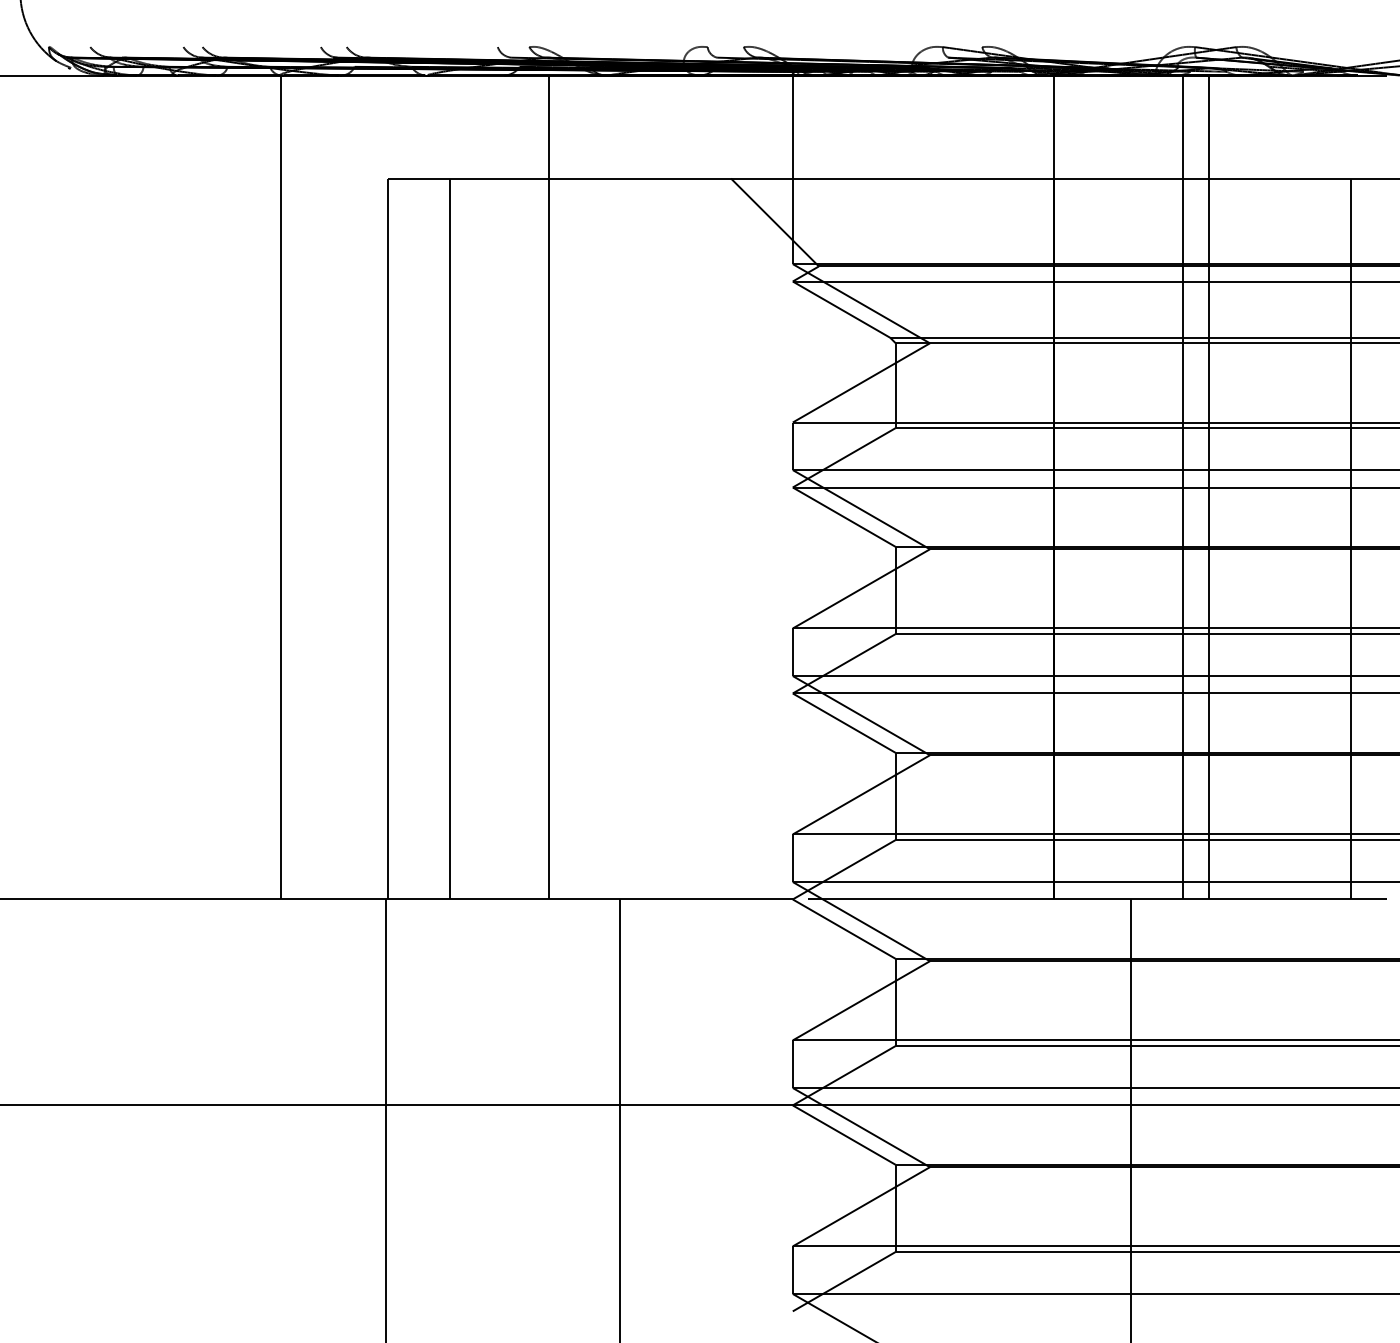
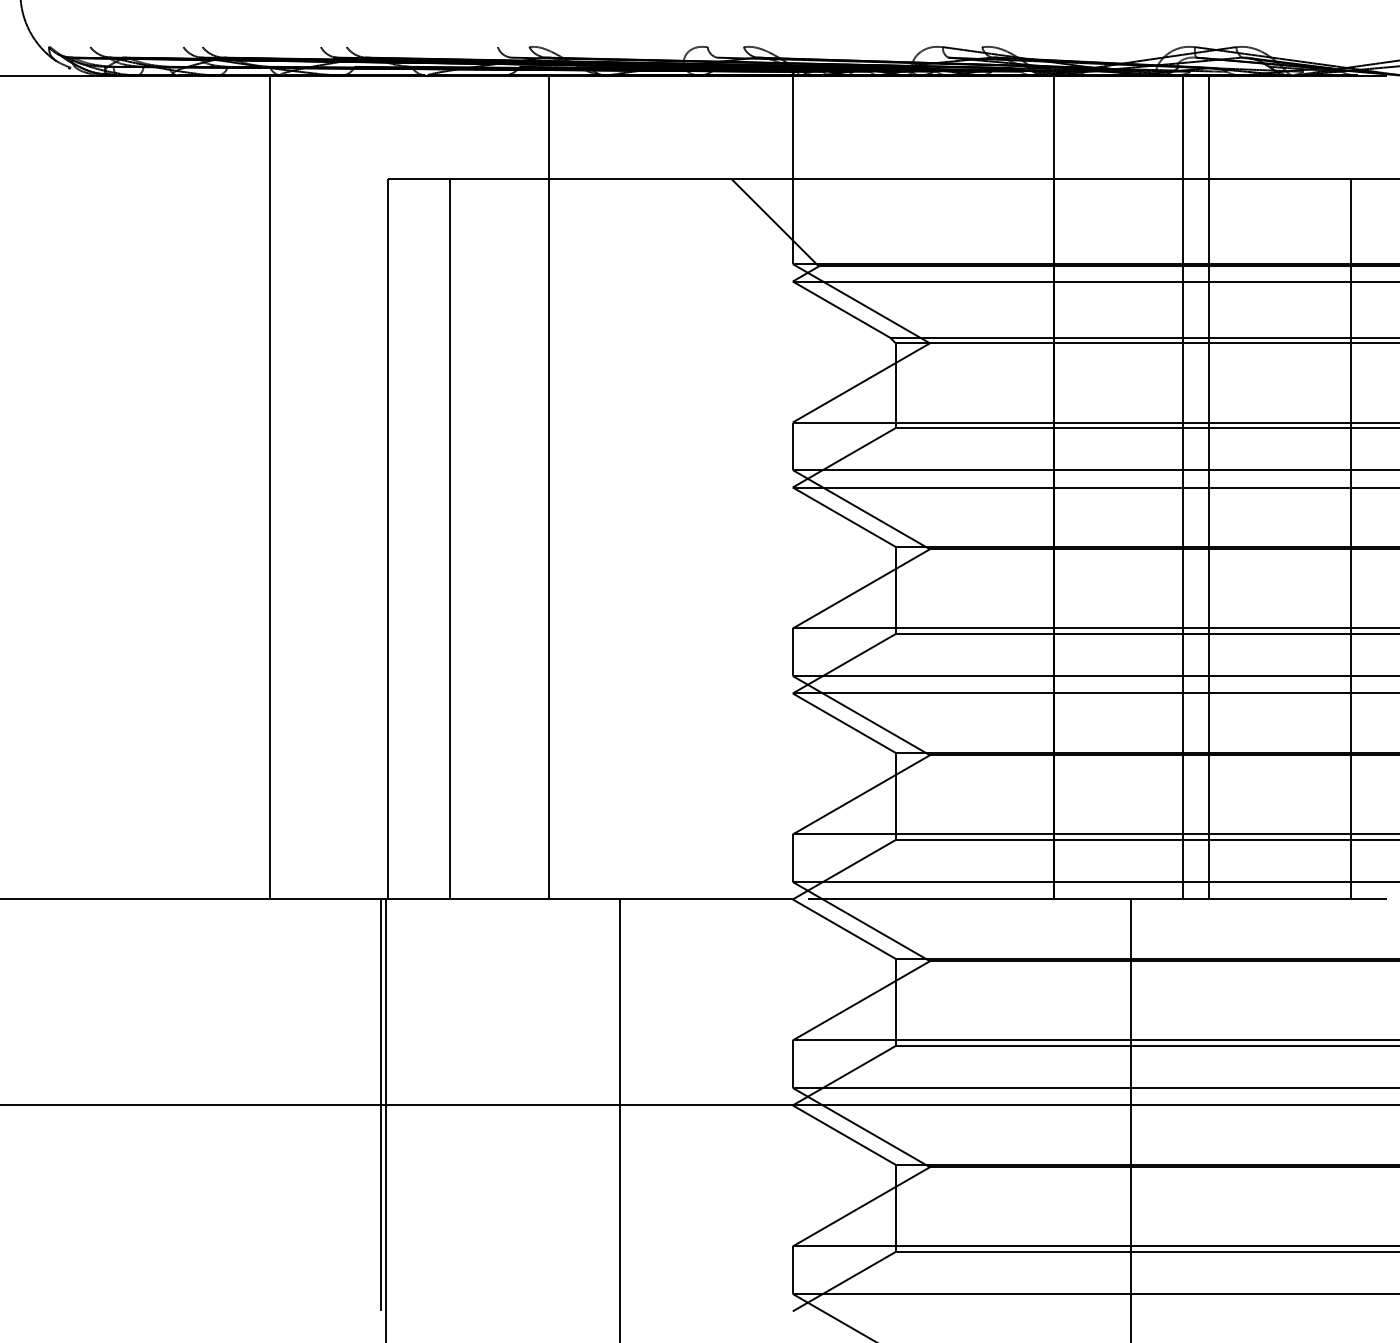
line position: (281, 487) -> (270, 487) (270, 487)
line: none -> present (380, 1105)
